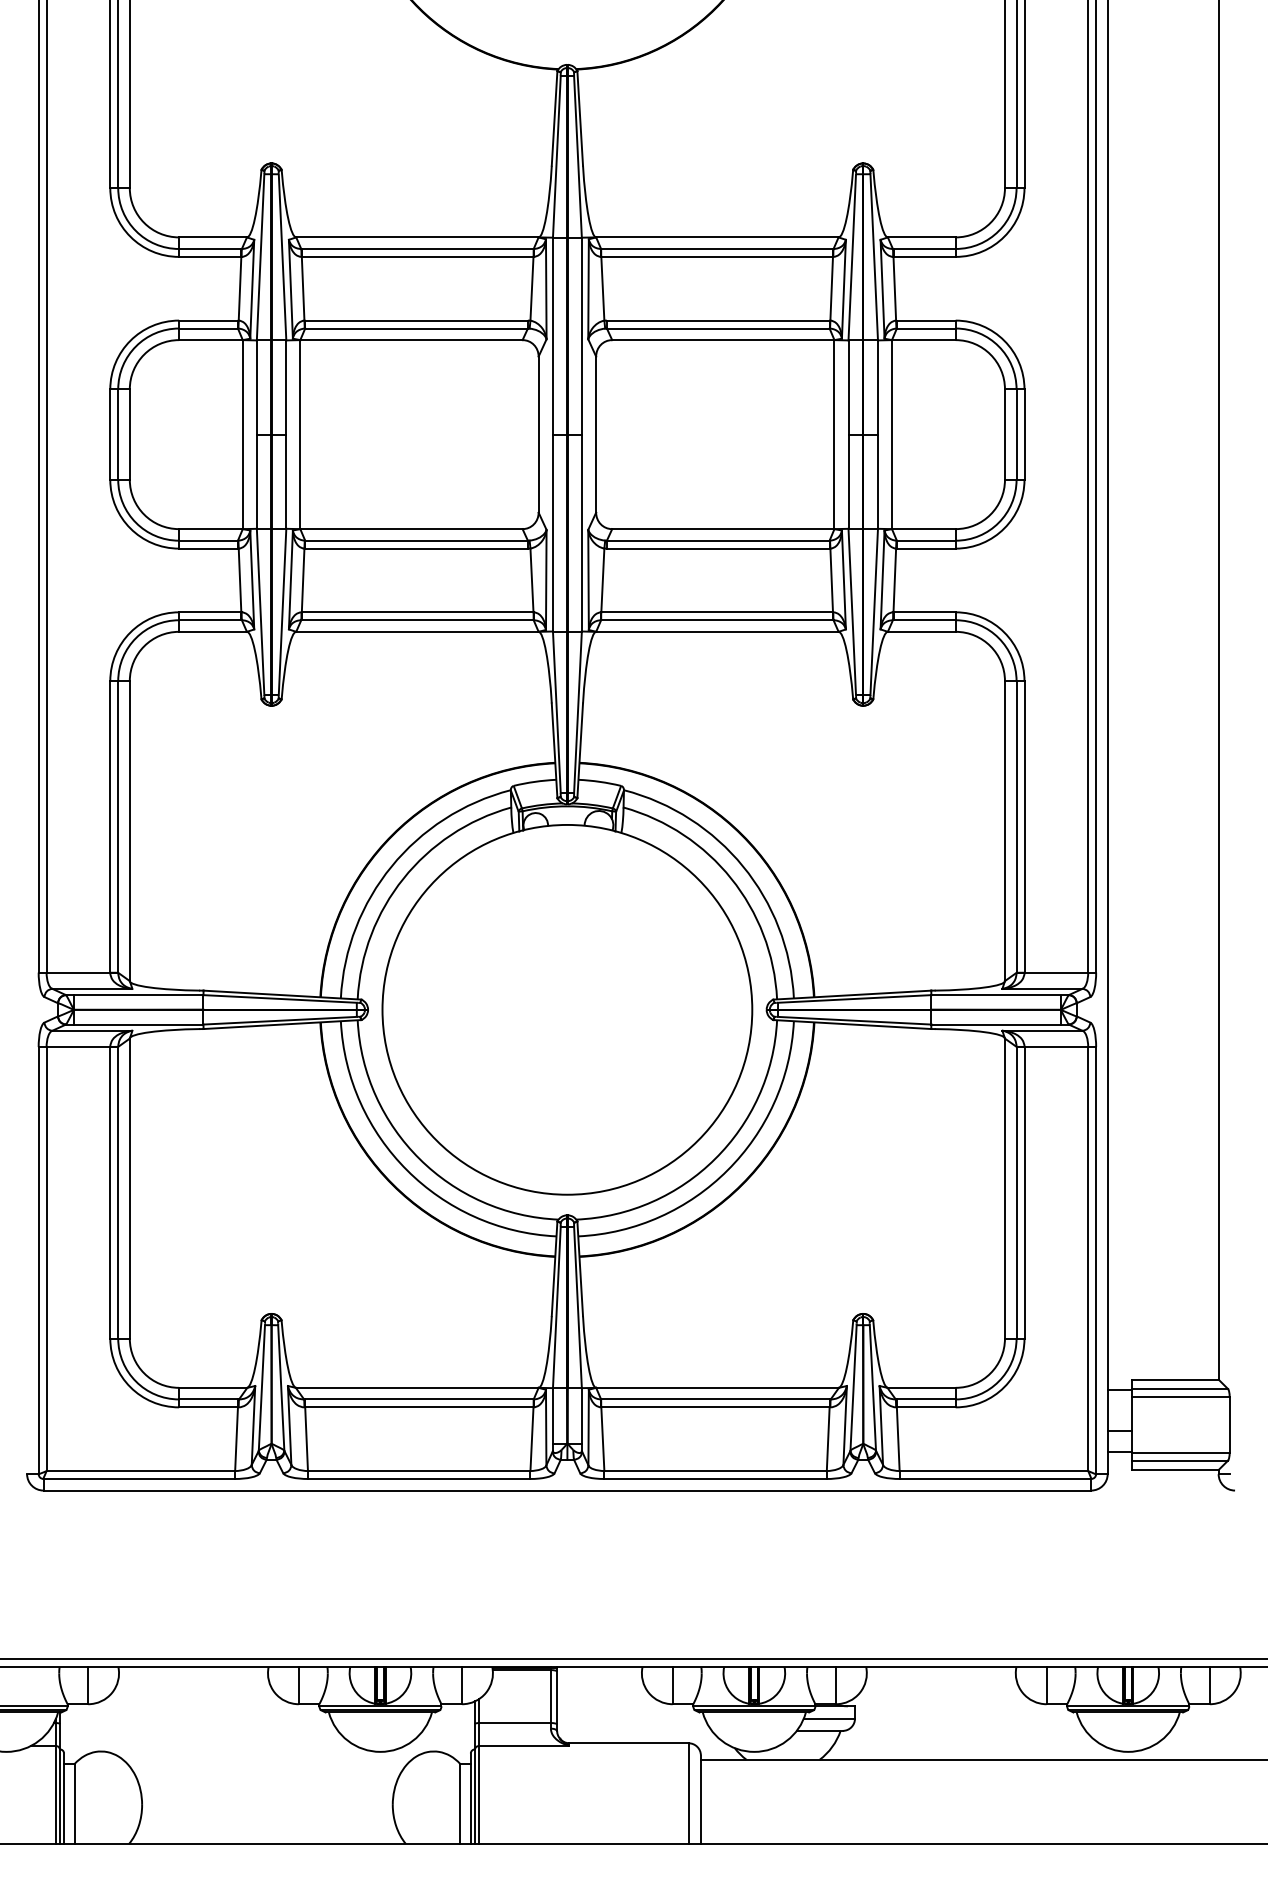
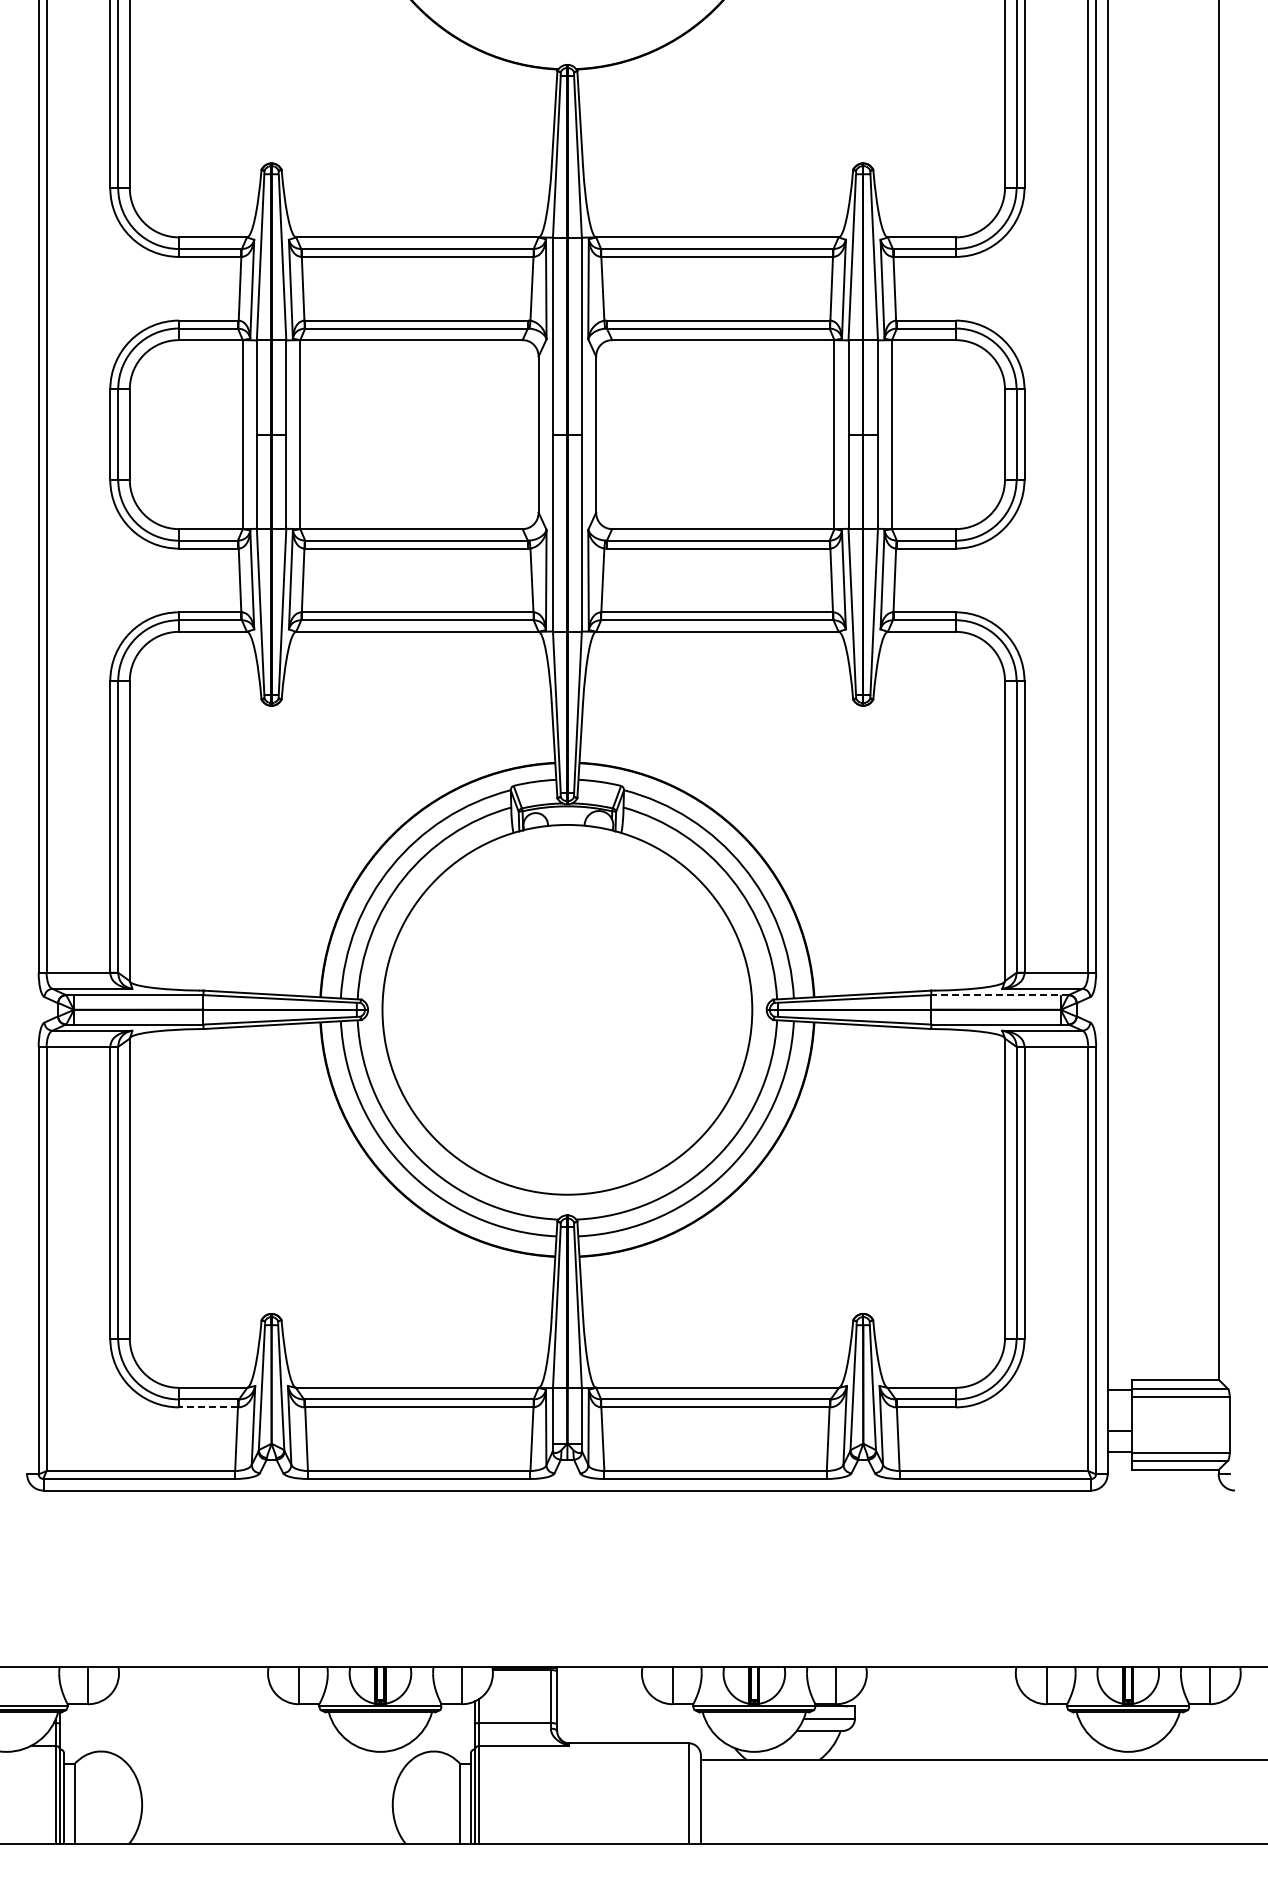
line: solid -> dashed (1000, 995)
line: solid -> dashed (208, 1407)
line: present -> none (633, 1659)
